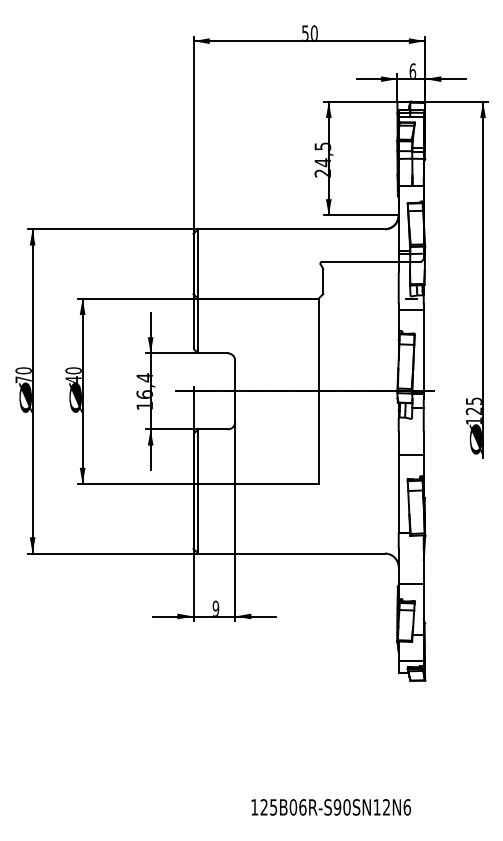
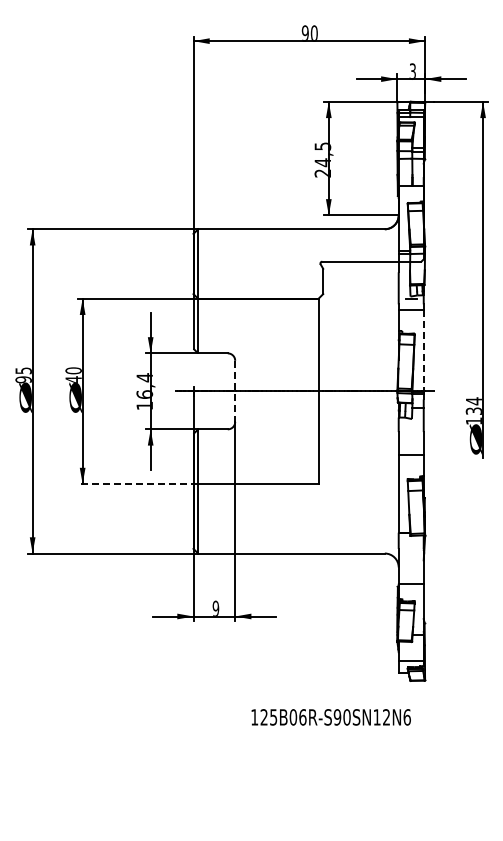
text: 50 -> 90 (304, 32)
text: 6 -> 3 (412, 70)
line: solid -> dashed (423, 351)
text: 70 -> 95 (23, 375)
line: solid -> dashed (235, 391)
text: 125 -> 134 (473, 405)
line: solid -> dashed (137, 484)
text position: (330, 807) -> (330, 717) (330, 717)
